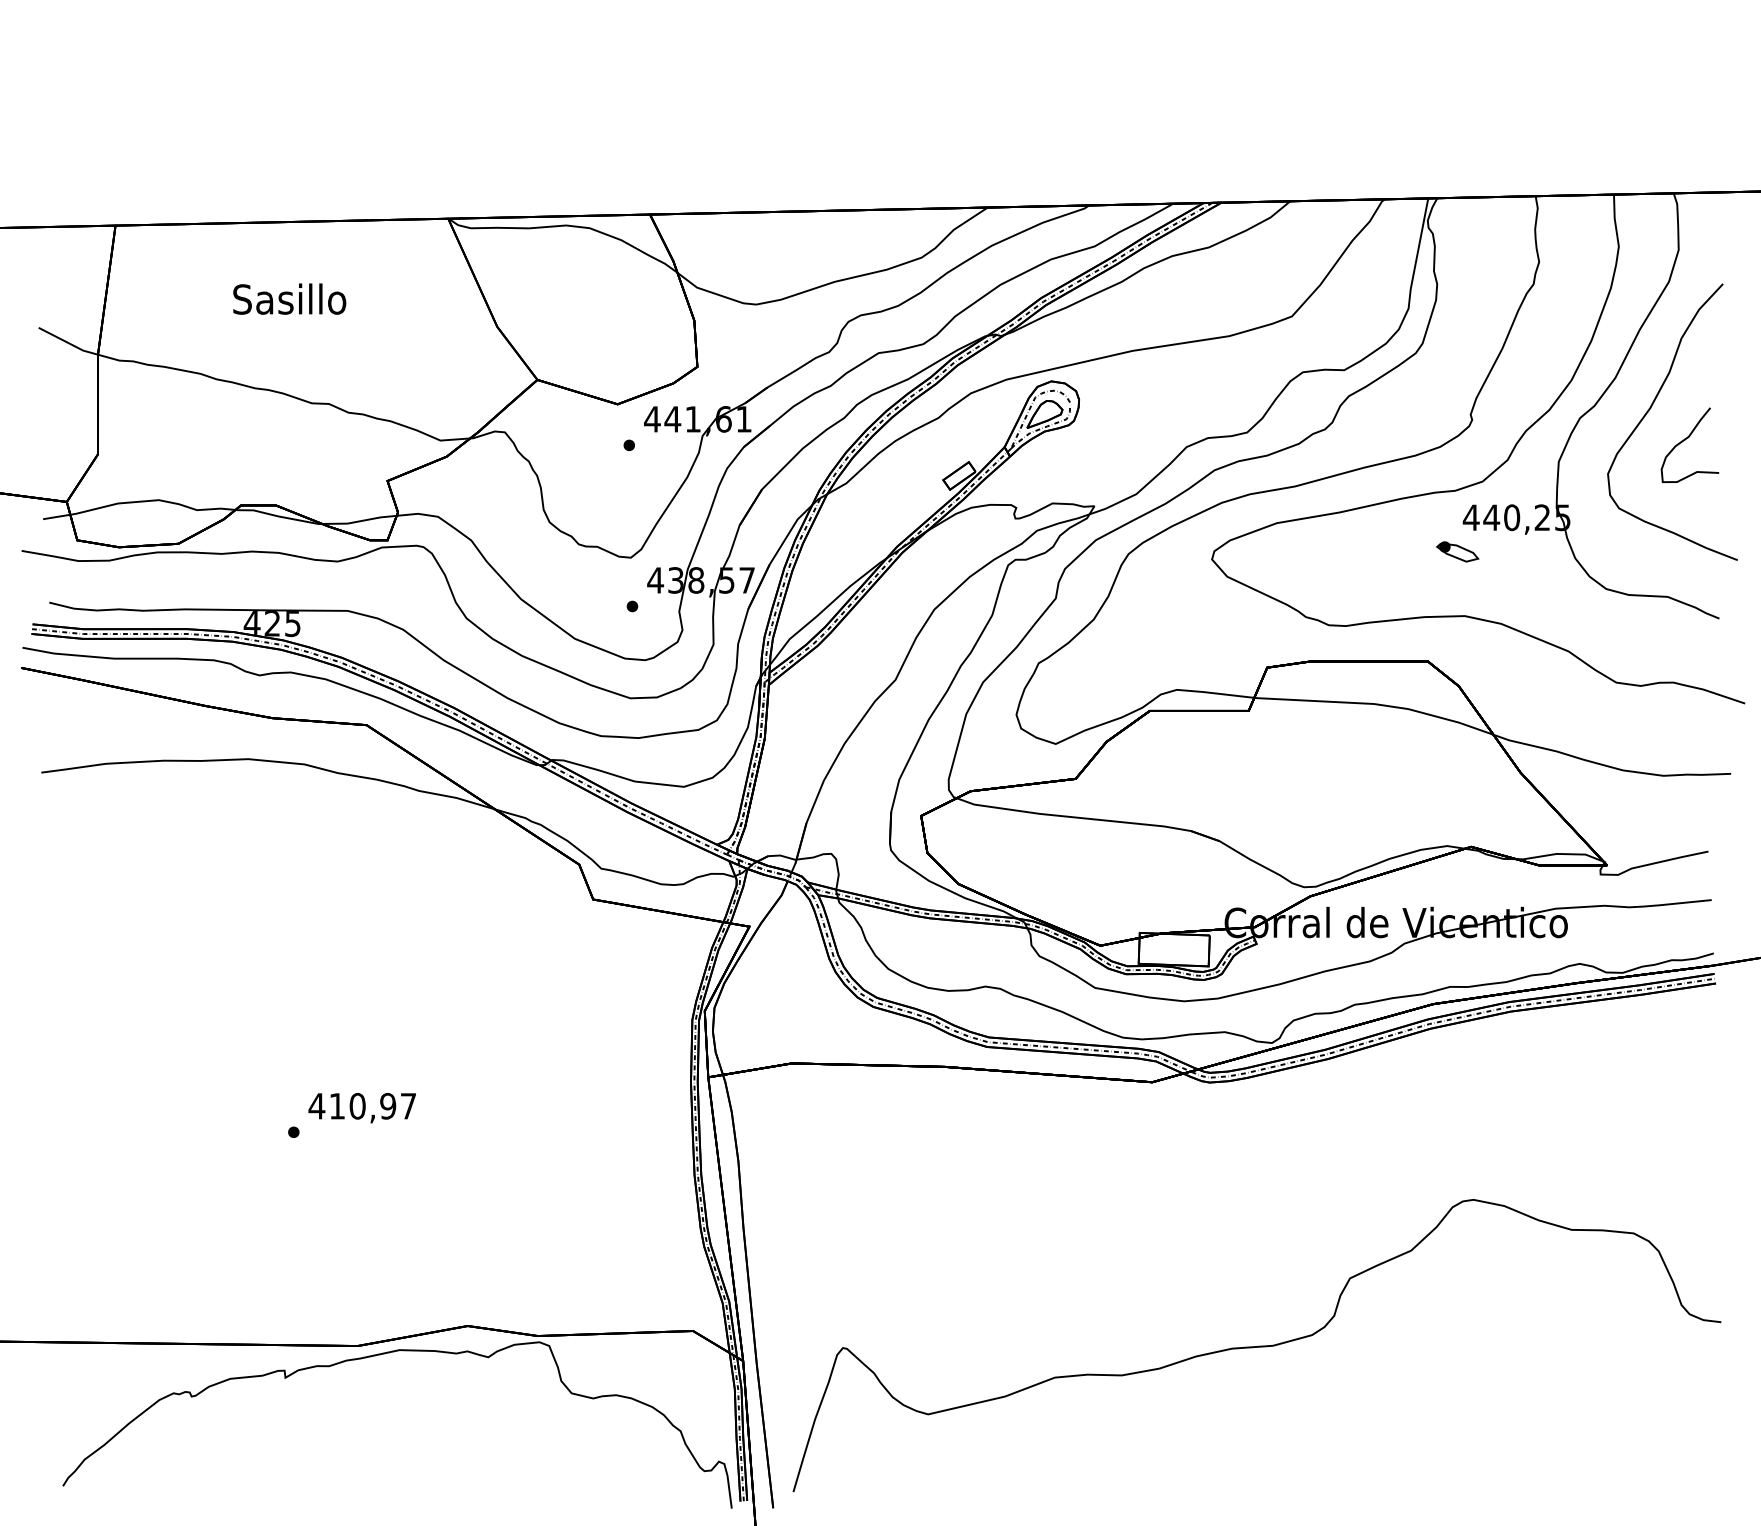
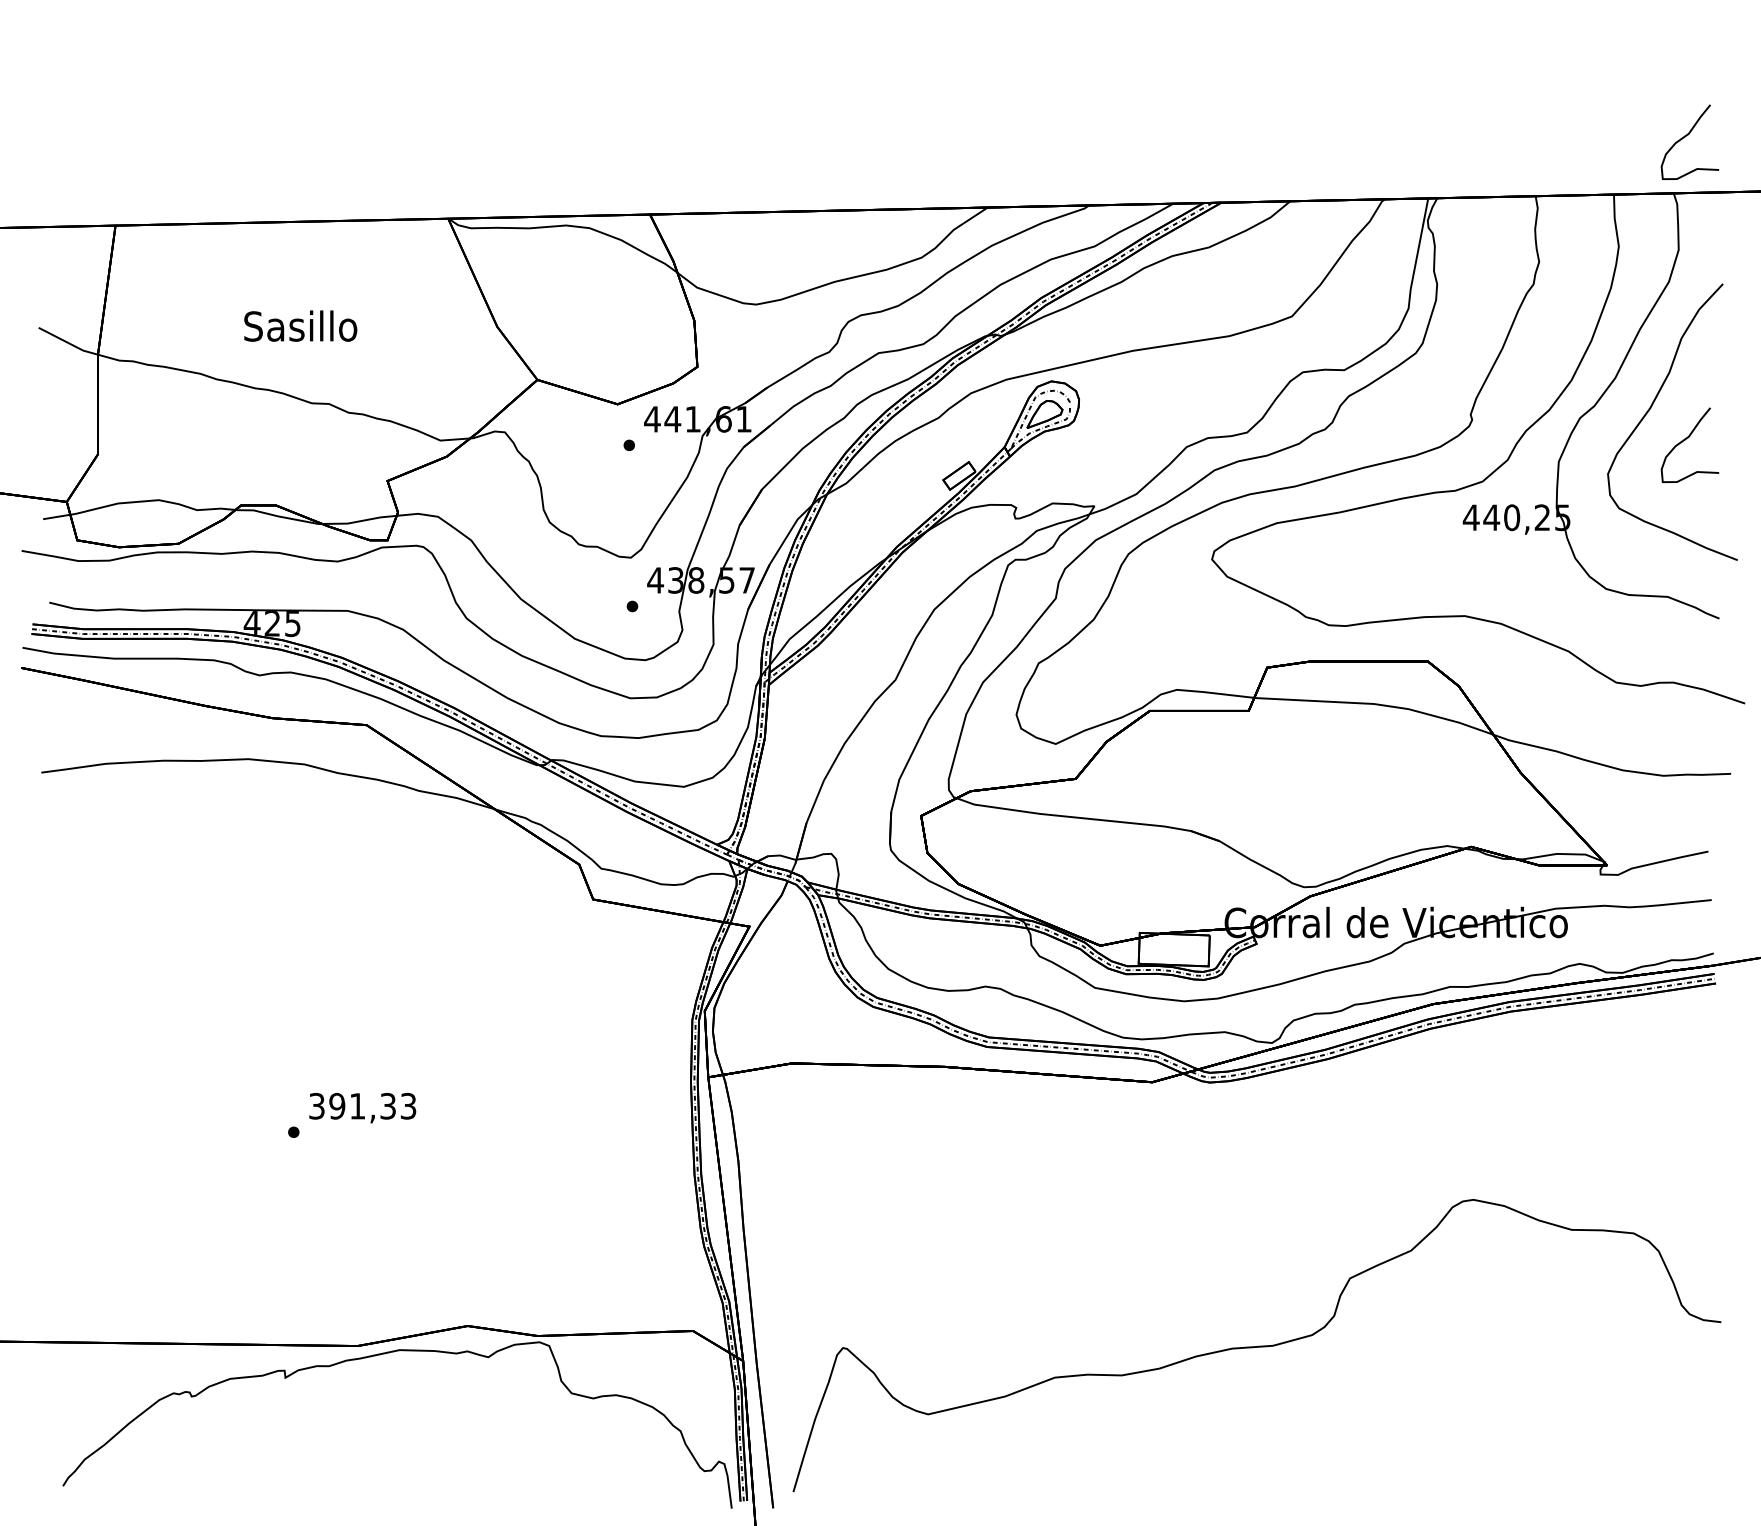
curve: none -> present (1685, 137)
text position: (289, 298) -> (300, 325) (300, 325)
part: present -> none (1457, 551)
text: 410,97 -> 391,33 (362, 1105)
